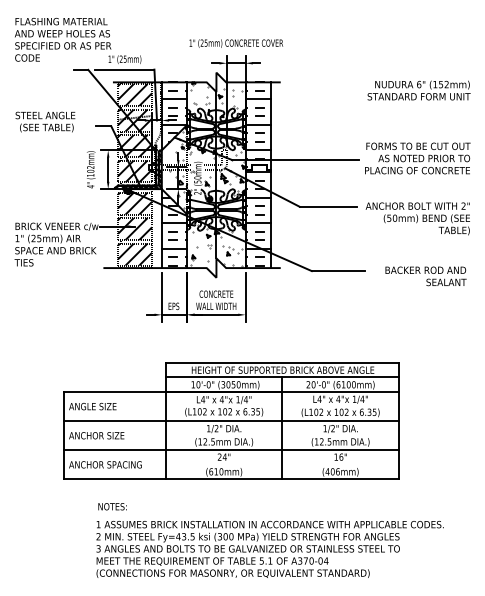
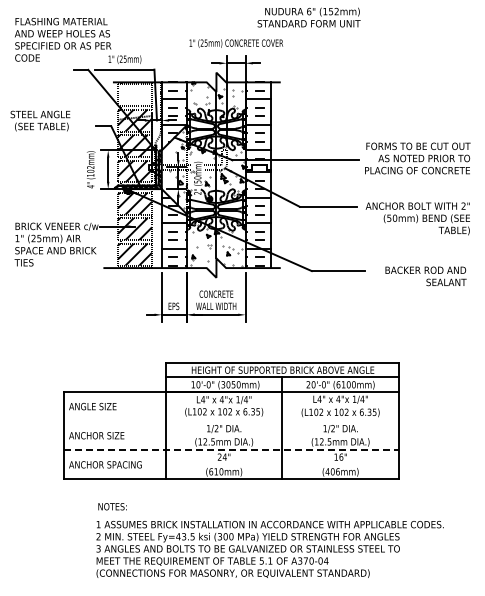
text position: (418, 90) -> (308, 17) (308, 17)
hatch: present -> none (135, 95)
text position: (45, 121) -> (40, 120) (40, 120)
line: present -> none (231, 421)
line: solid -> dashed (231, 450)
